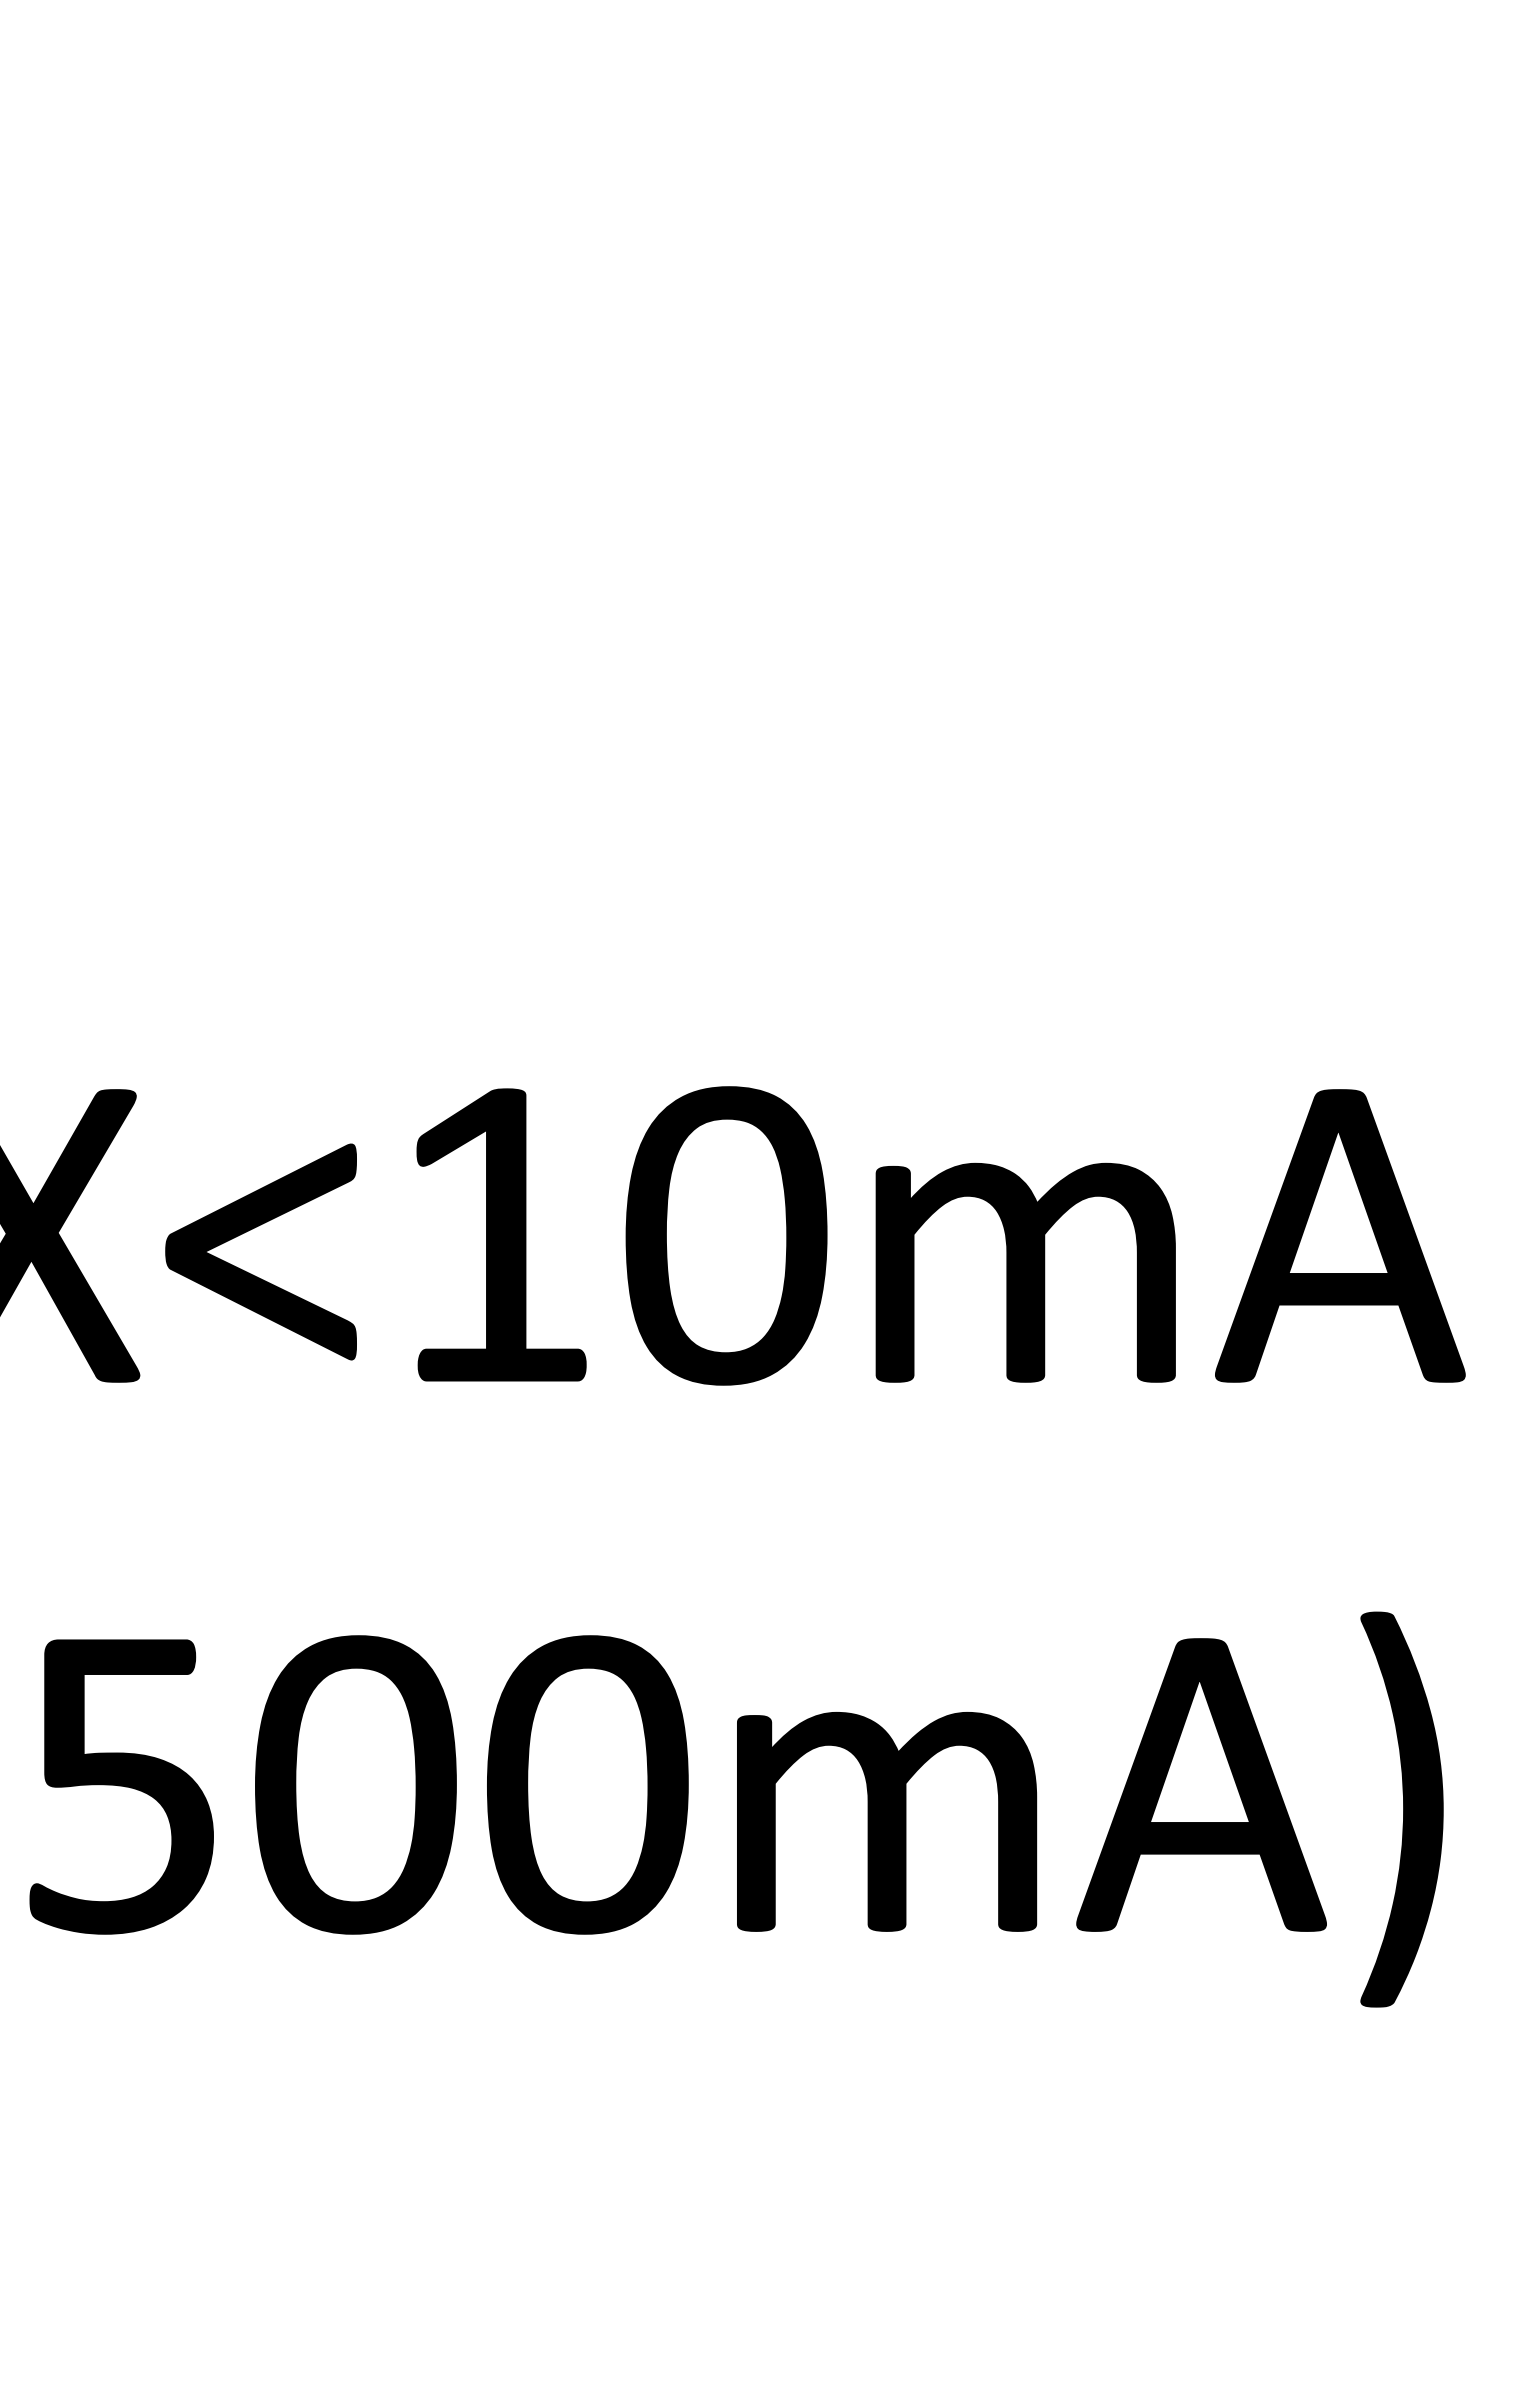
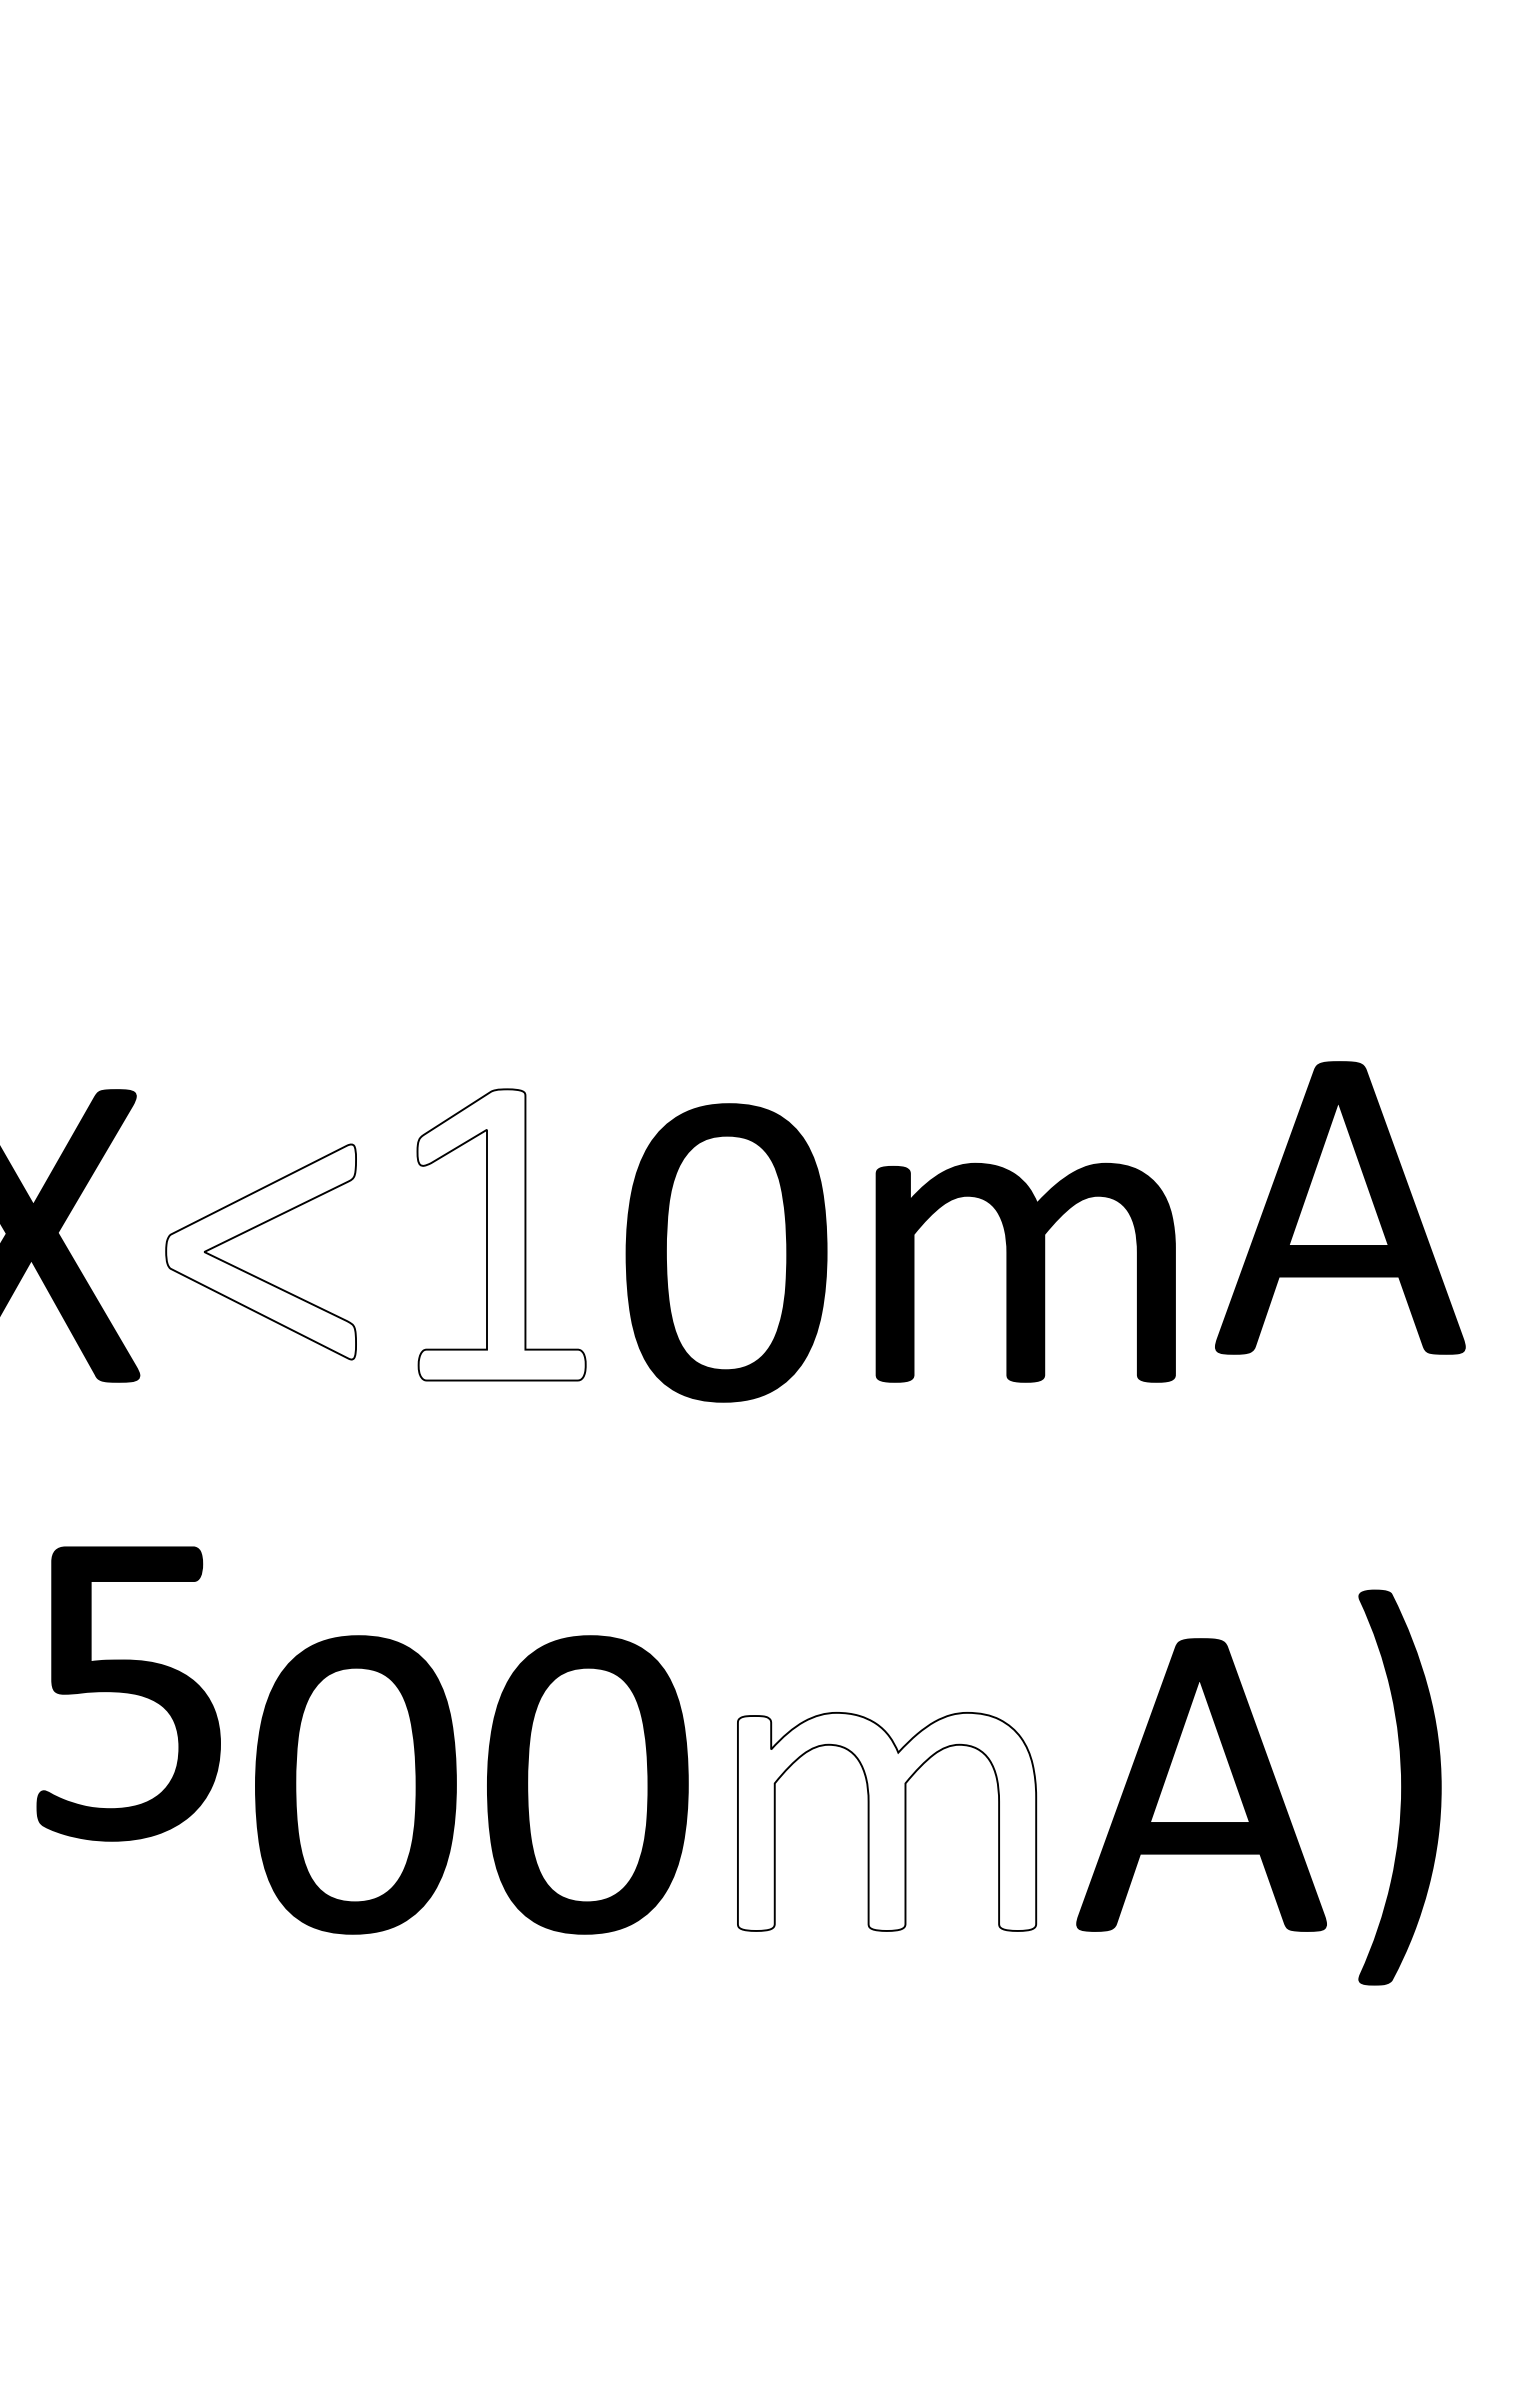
fill: present -> none (501, 1234)
part position: (726, 1235) -> (726, 1252) (726, 1252)
part position: (1340, 1235) -> (1340, 1207) (1340, 1207)
fill: present -> none (261, 1251)
part position: (121, 1786) -> (128, 1693) (128, 1693)
part position: (1401, 1809) -> (1399, 1787) (1399, 1787)
fill: present -> none (886, 1821)
